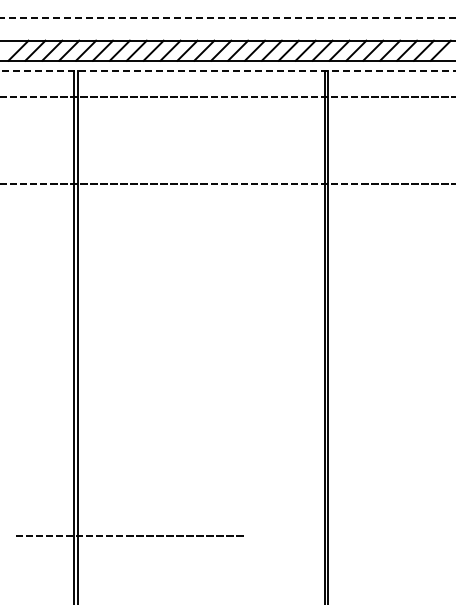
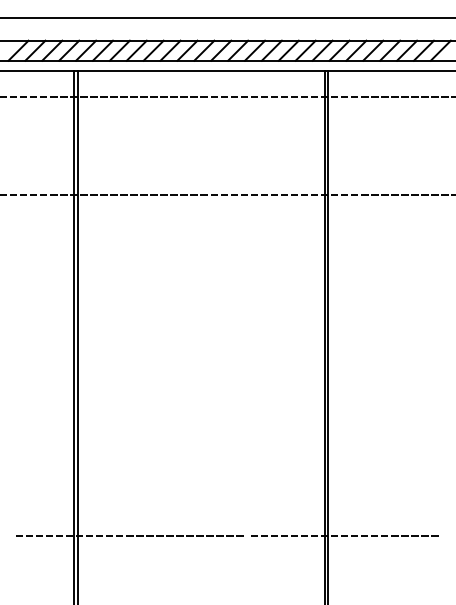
line: dashed -> solid (228, 18)
line: dashed -> solid (227, 70)
line position: (227, 183) -> (227, 194) (227, 194)
line: none -> present (344, 536)
